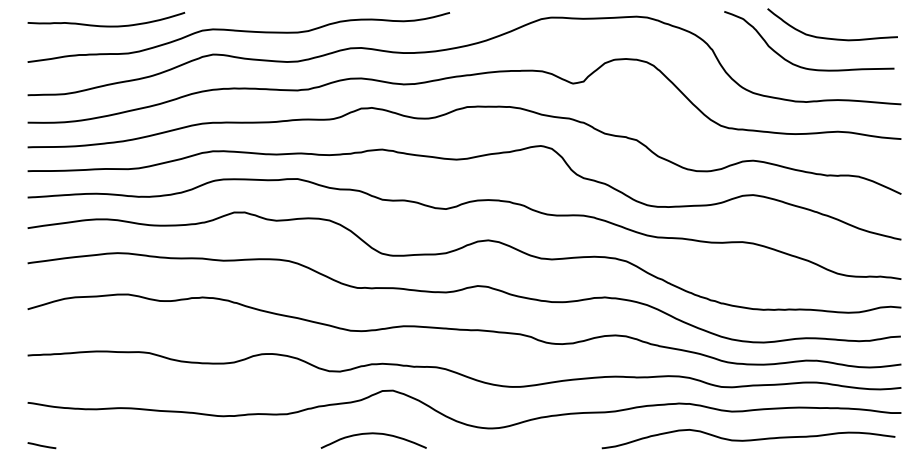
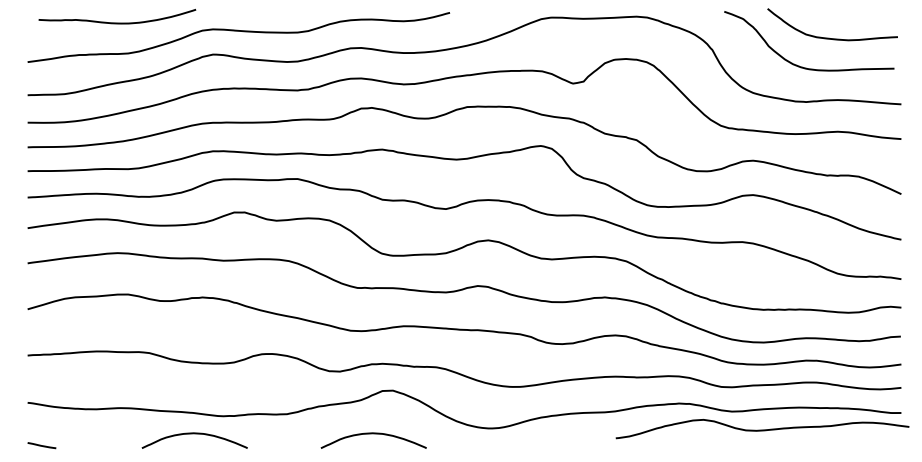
curve position: (106, 25) -> (117, 22) (117, 22)
curve: none -> present (194, 434)
curve position: (748, 439) -> (762, 429) (762, 429)
